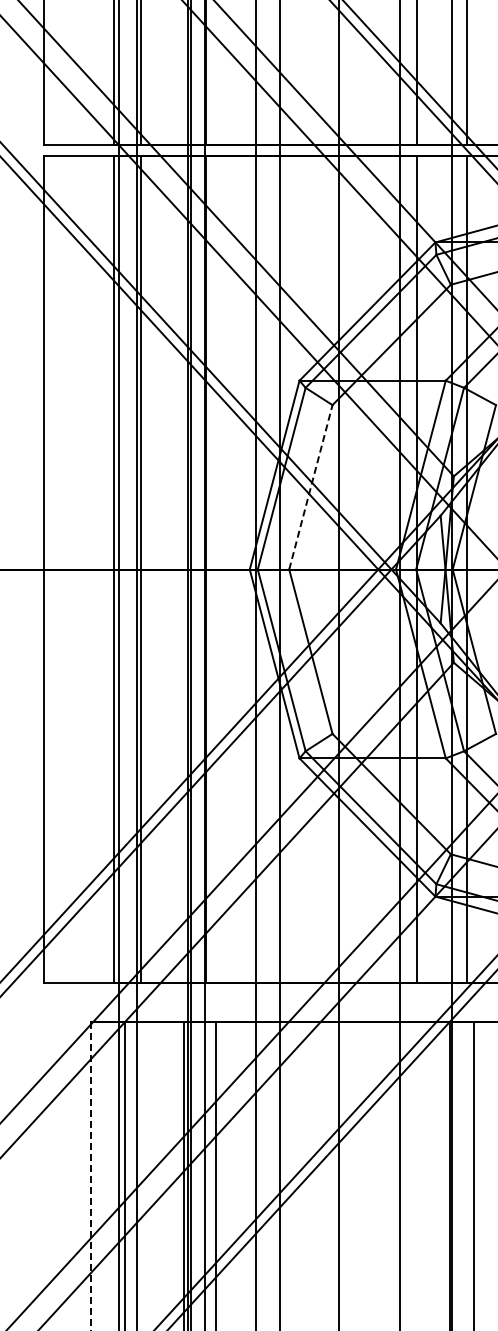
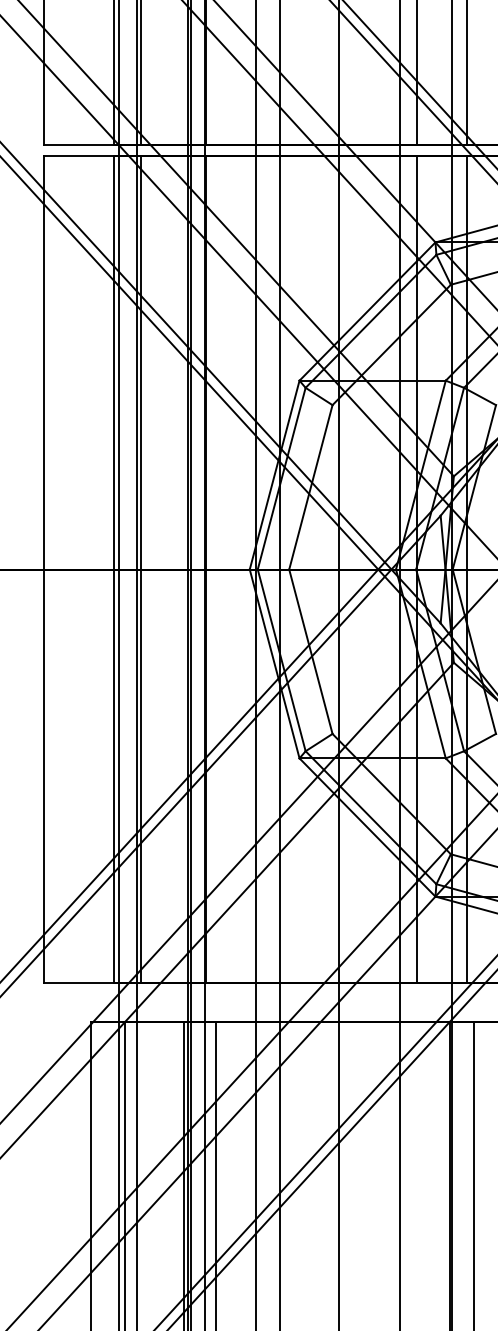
line: dashed -> solid (311, 486)
line: dashed -> solid (90, 1177)
